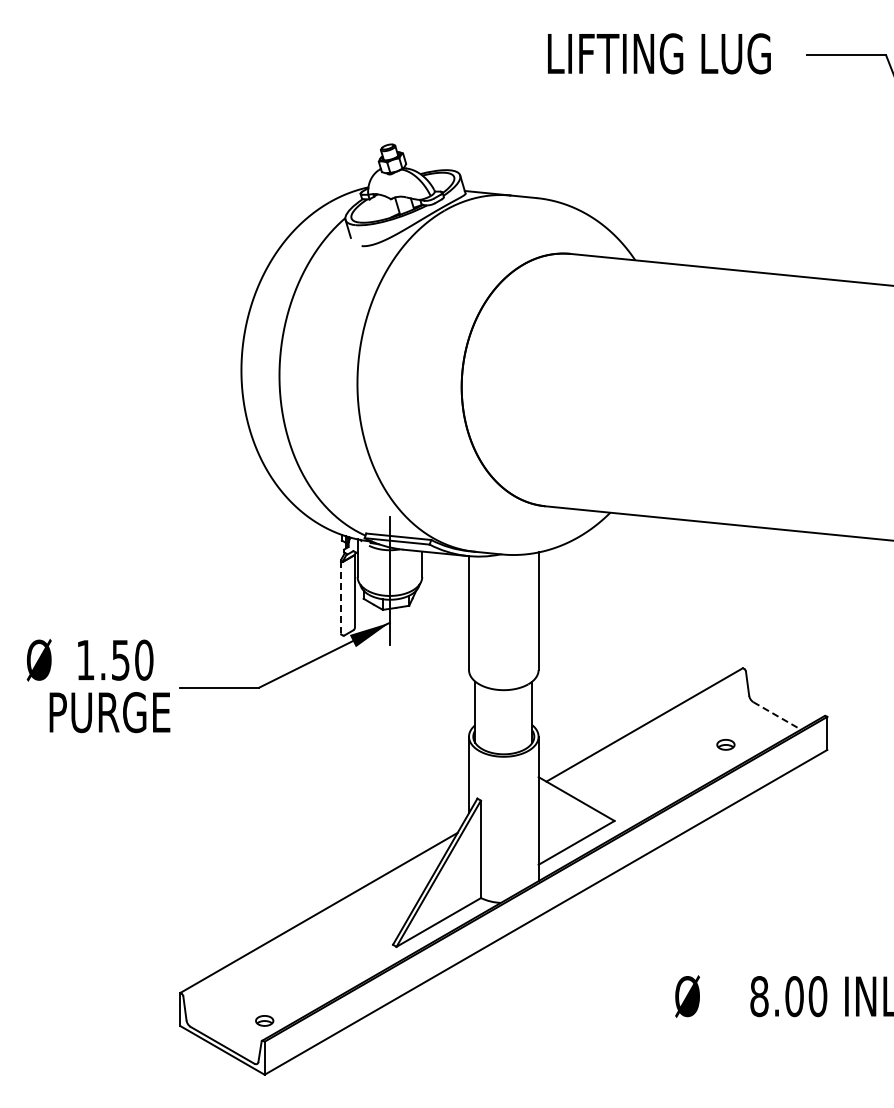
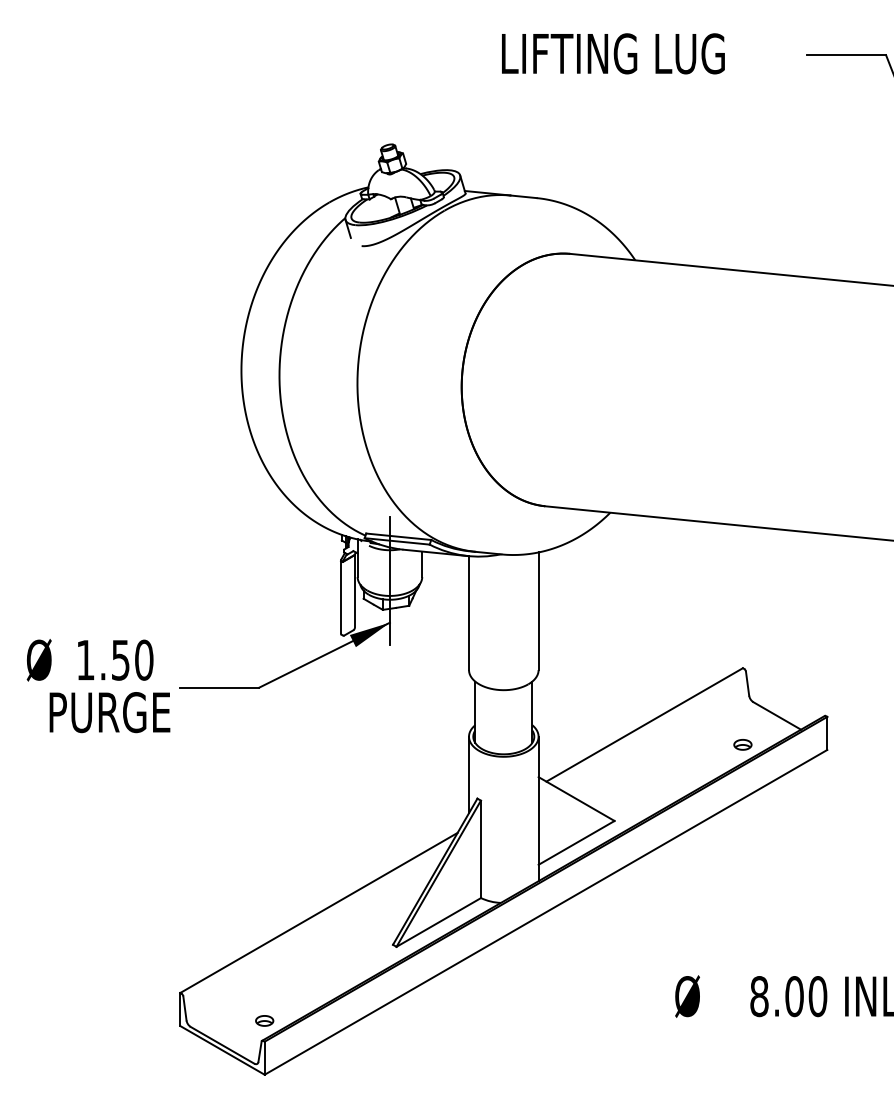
text position: (659, 53) -> (613, 53) (613, 53)
line: dashed -> solid (340, 597)
line: dashed -> solid (777, 715)
part position: (725, 744) -> (742, 744) (742, 744)
